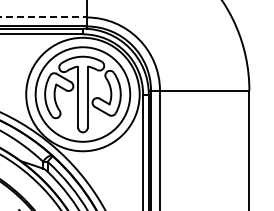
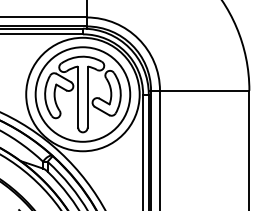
line: dashed -> solid (43, 17)
